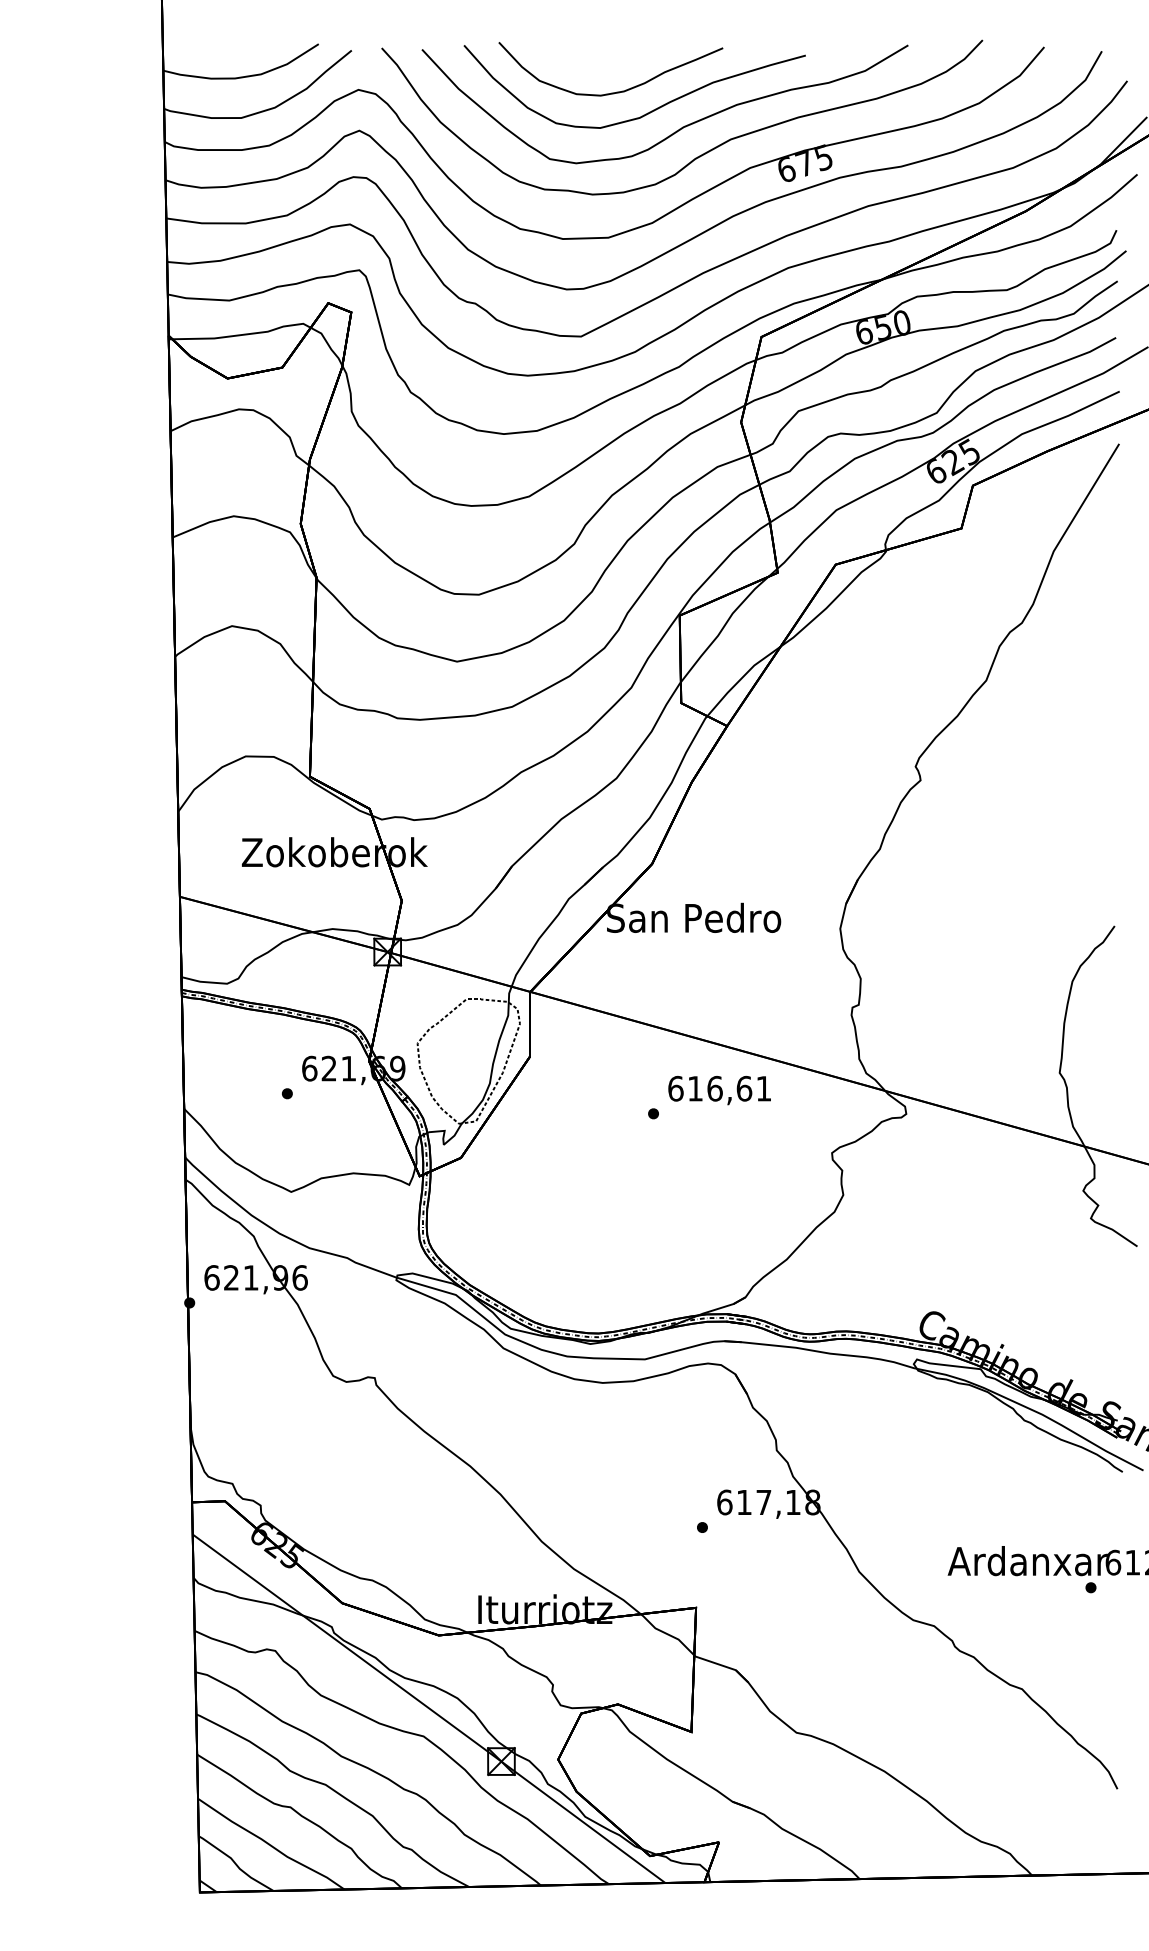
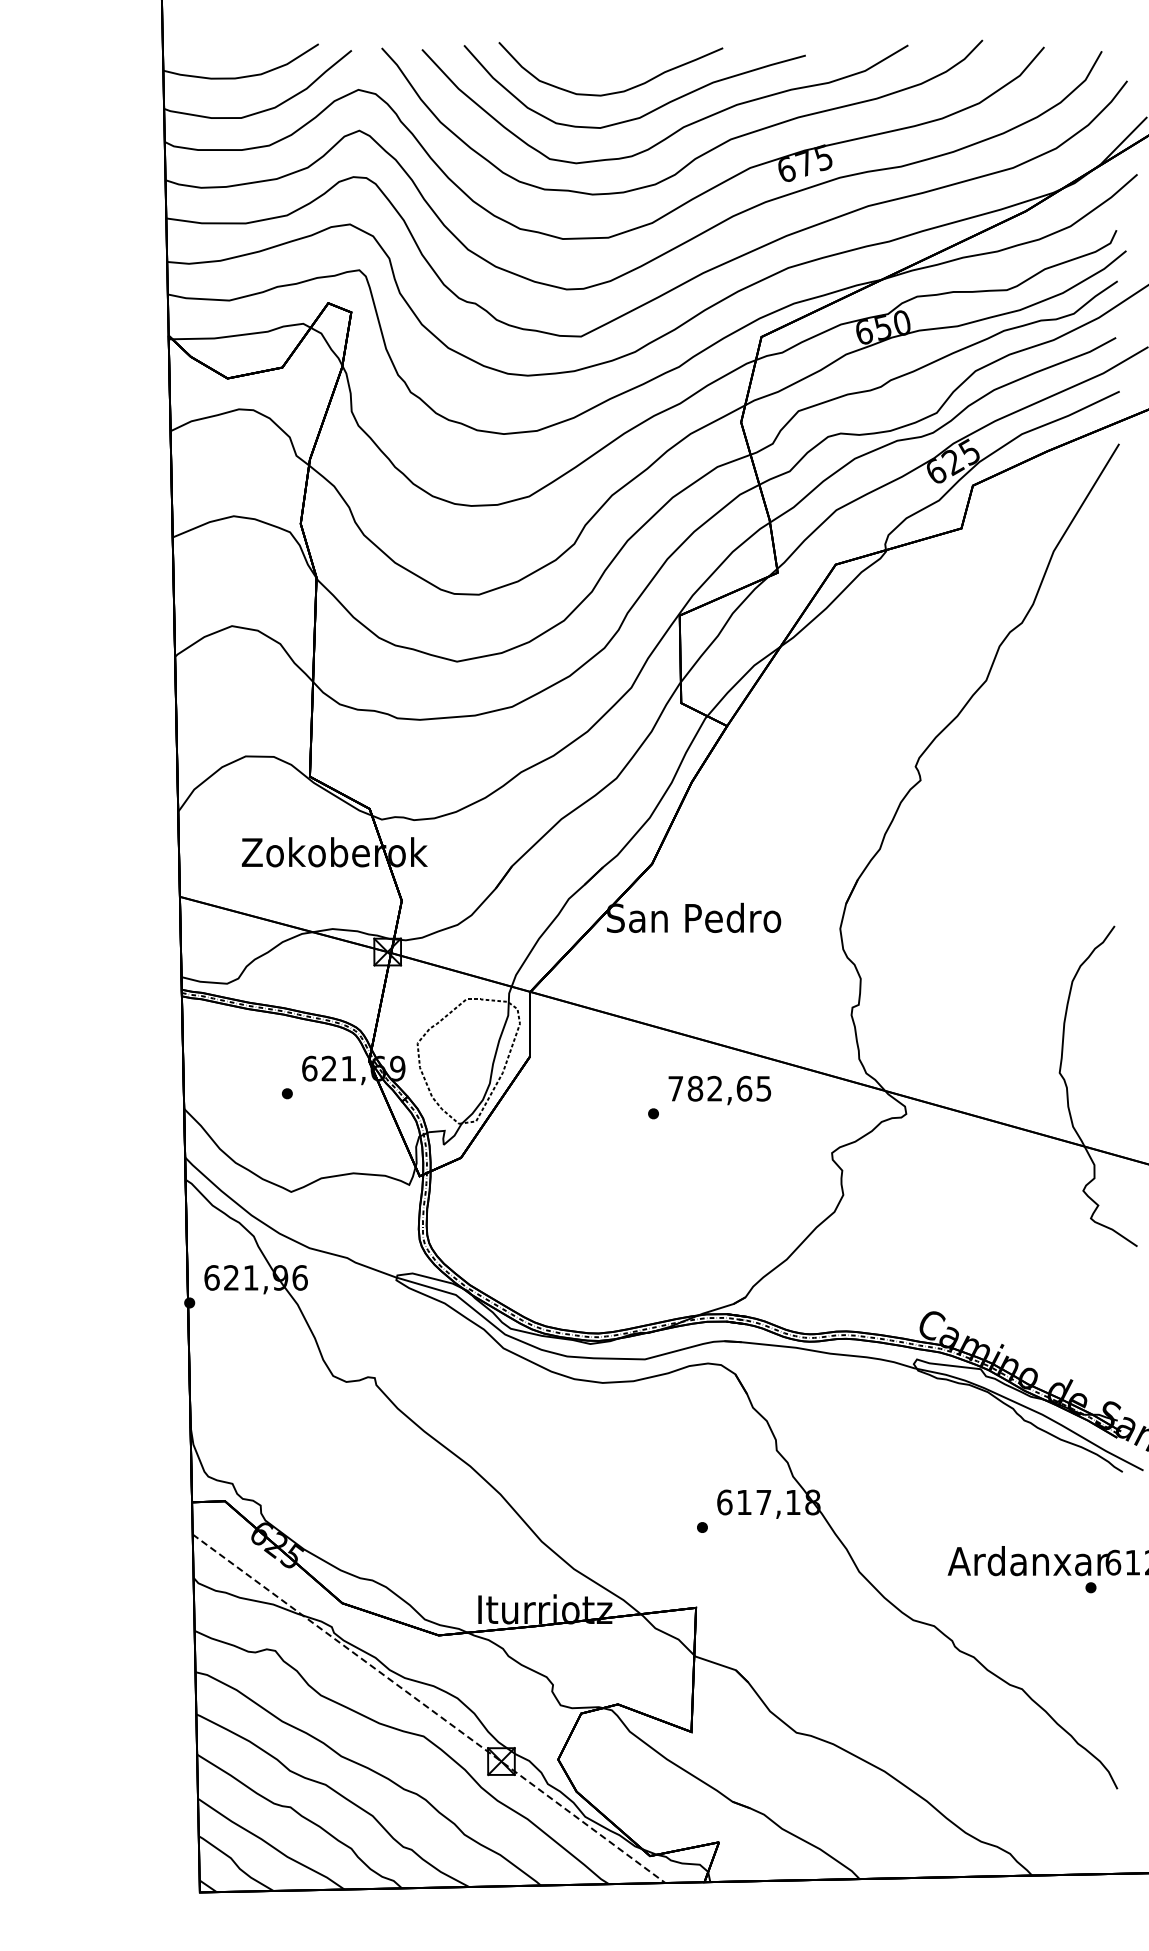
text: 616,61 -> 782,65 (719, 1088)
line: solid -> dashed (429, 1708)
